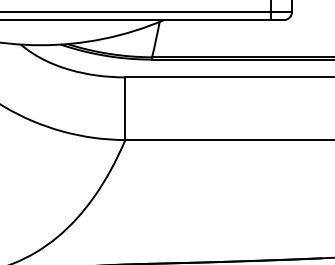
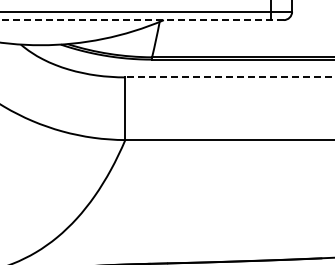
line: solid -> dashed (141, 20)
line: solid -> dashed (229, 77)
